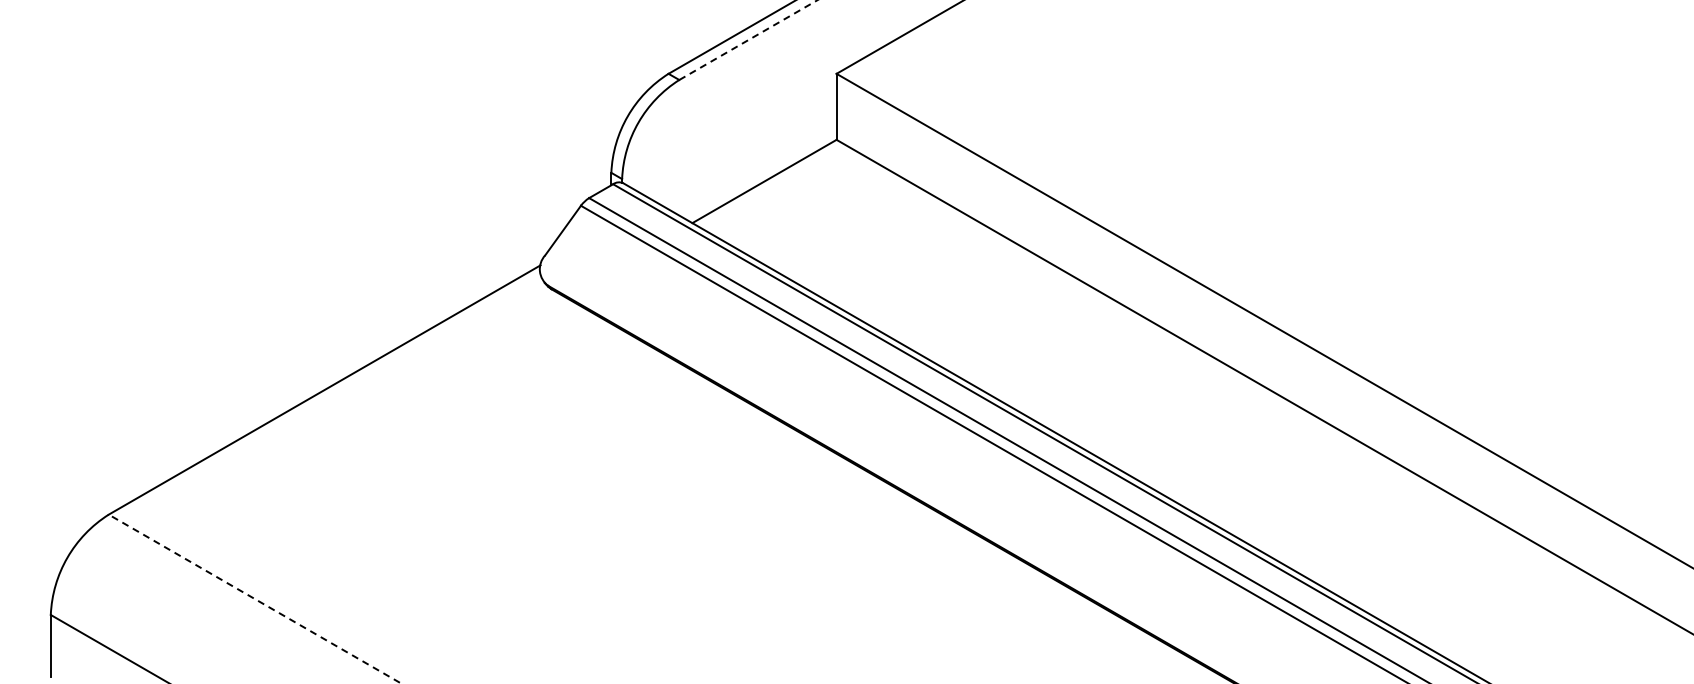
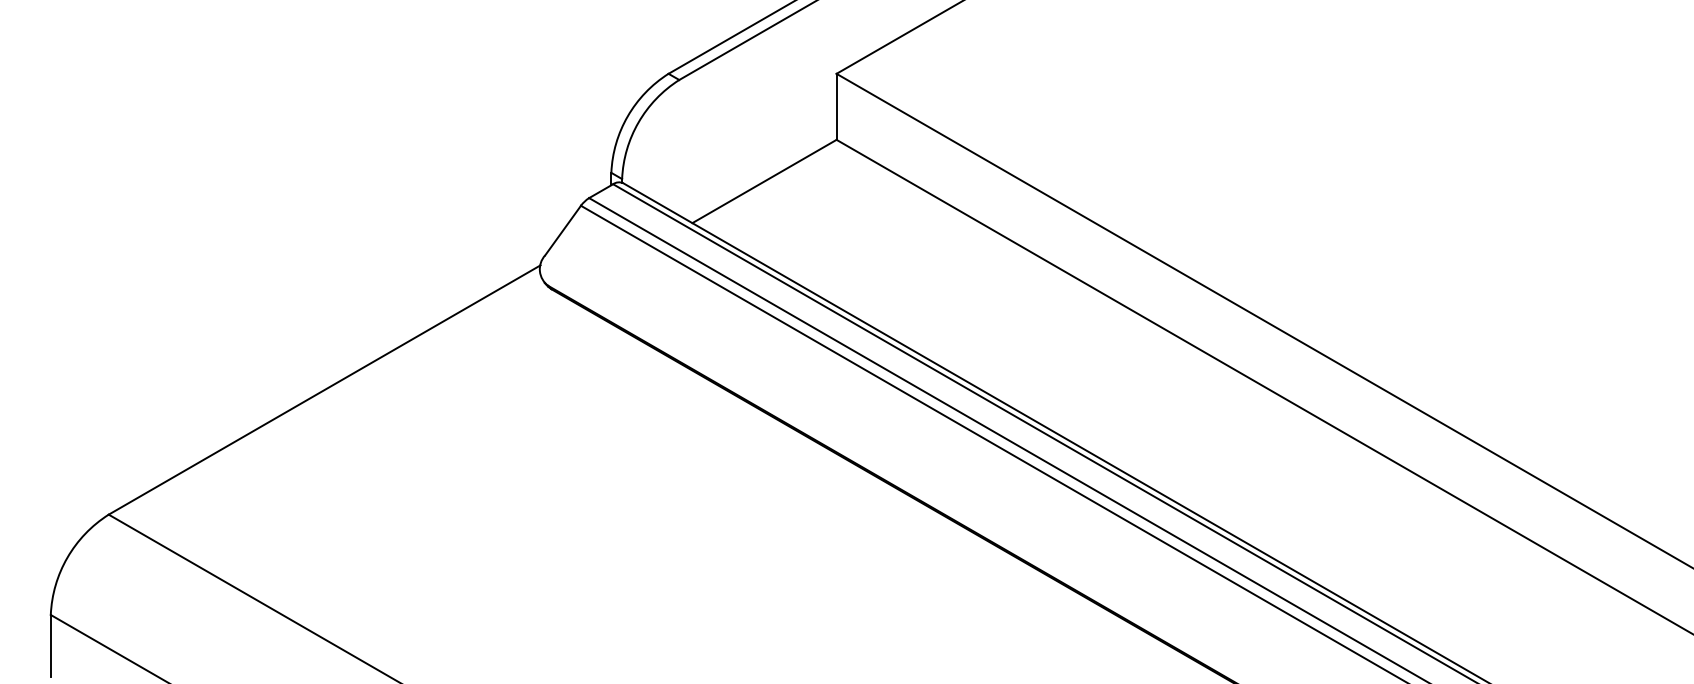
line: dashed -> solid (748, 40)
line: dashed -> solid (255, 599)
